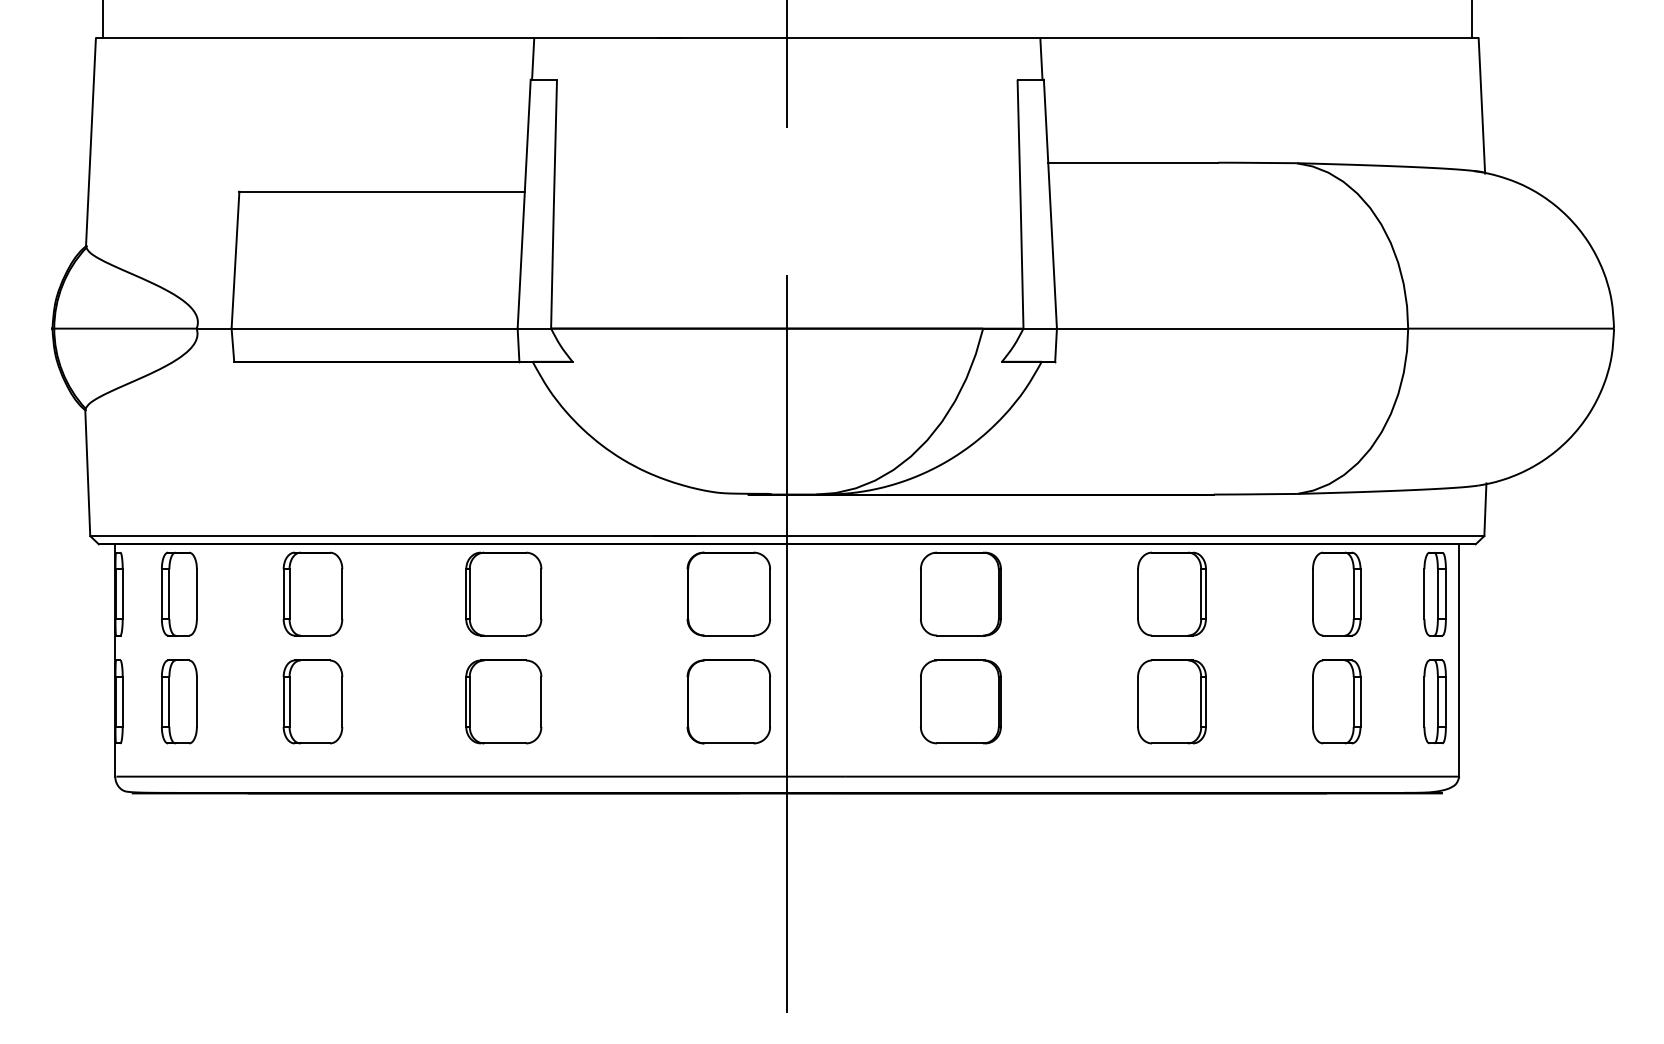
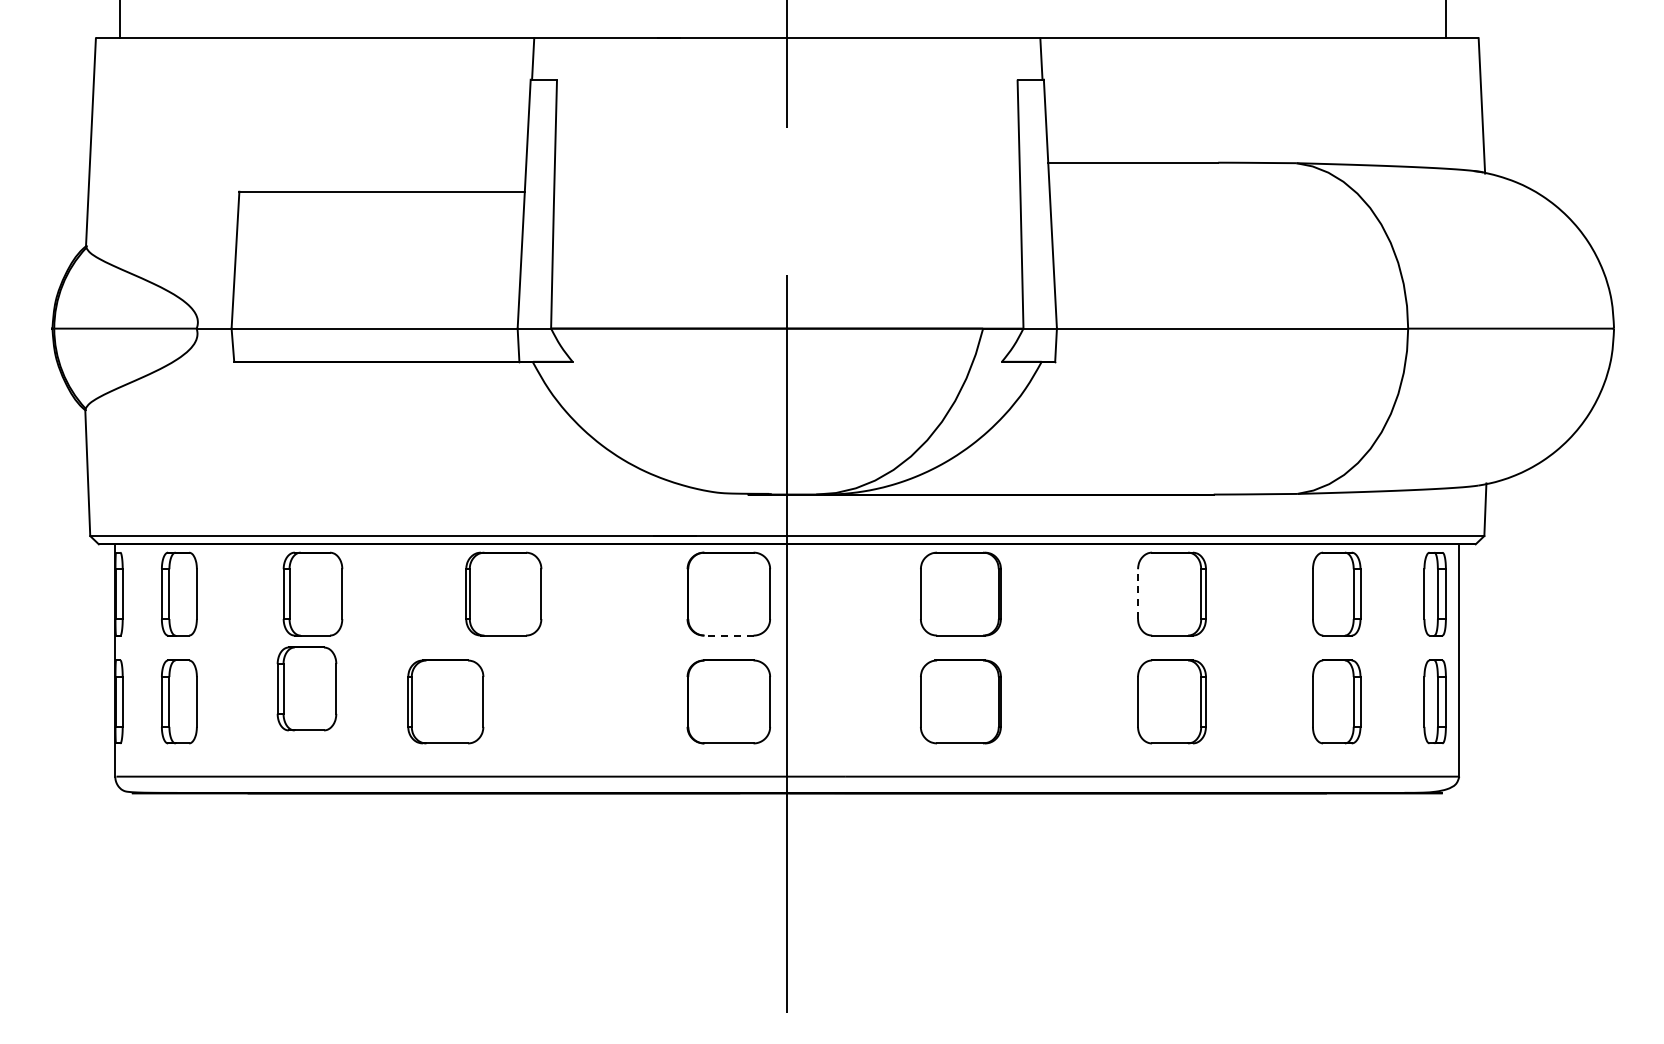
line position: (102, 20) -> (119, 20) (119, 20)
line position: (1471, 20) -> (1445, 20) (1445, 20)
line: solid -> dashed (1138, 594)
line: solid -> dashed (728, 635)
part position: (312, 701) -> (306, 688) (306, 688)
part position: (503, 701) -> (445, 701) (445, 701)
